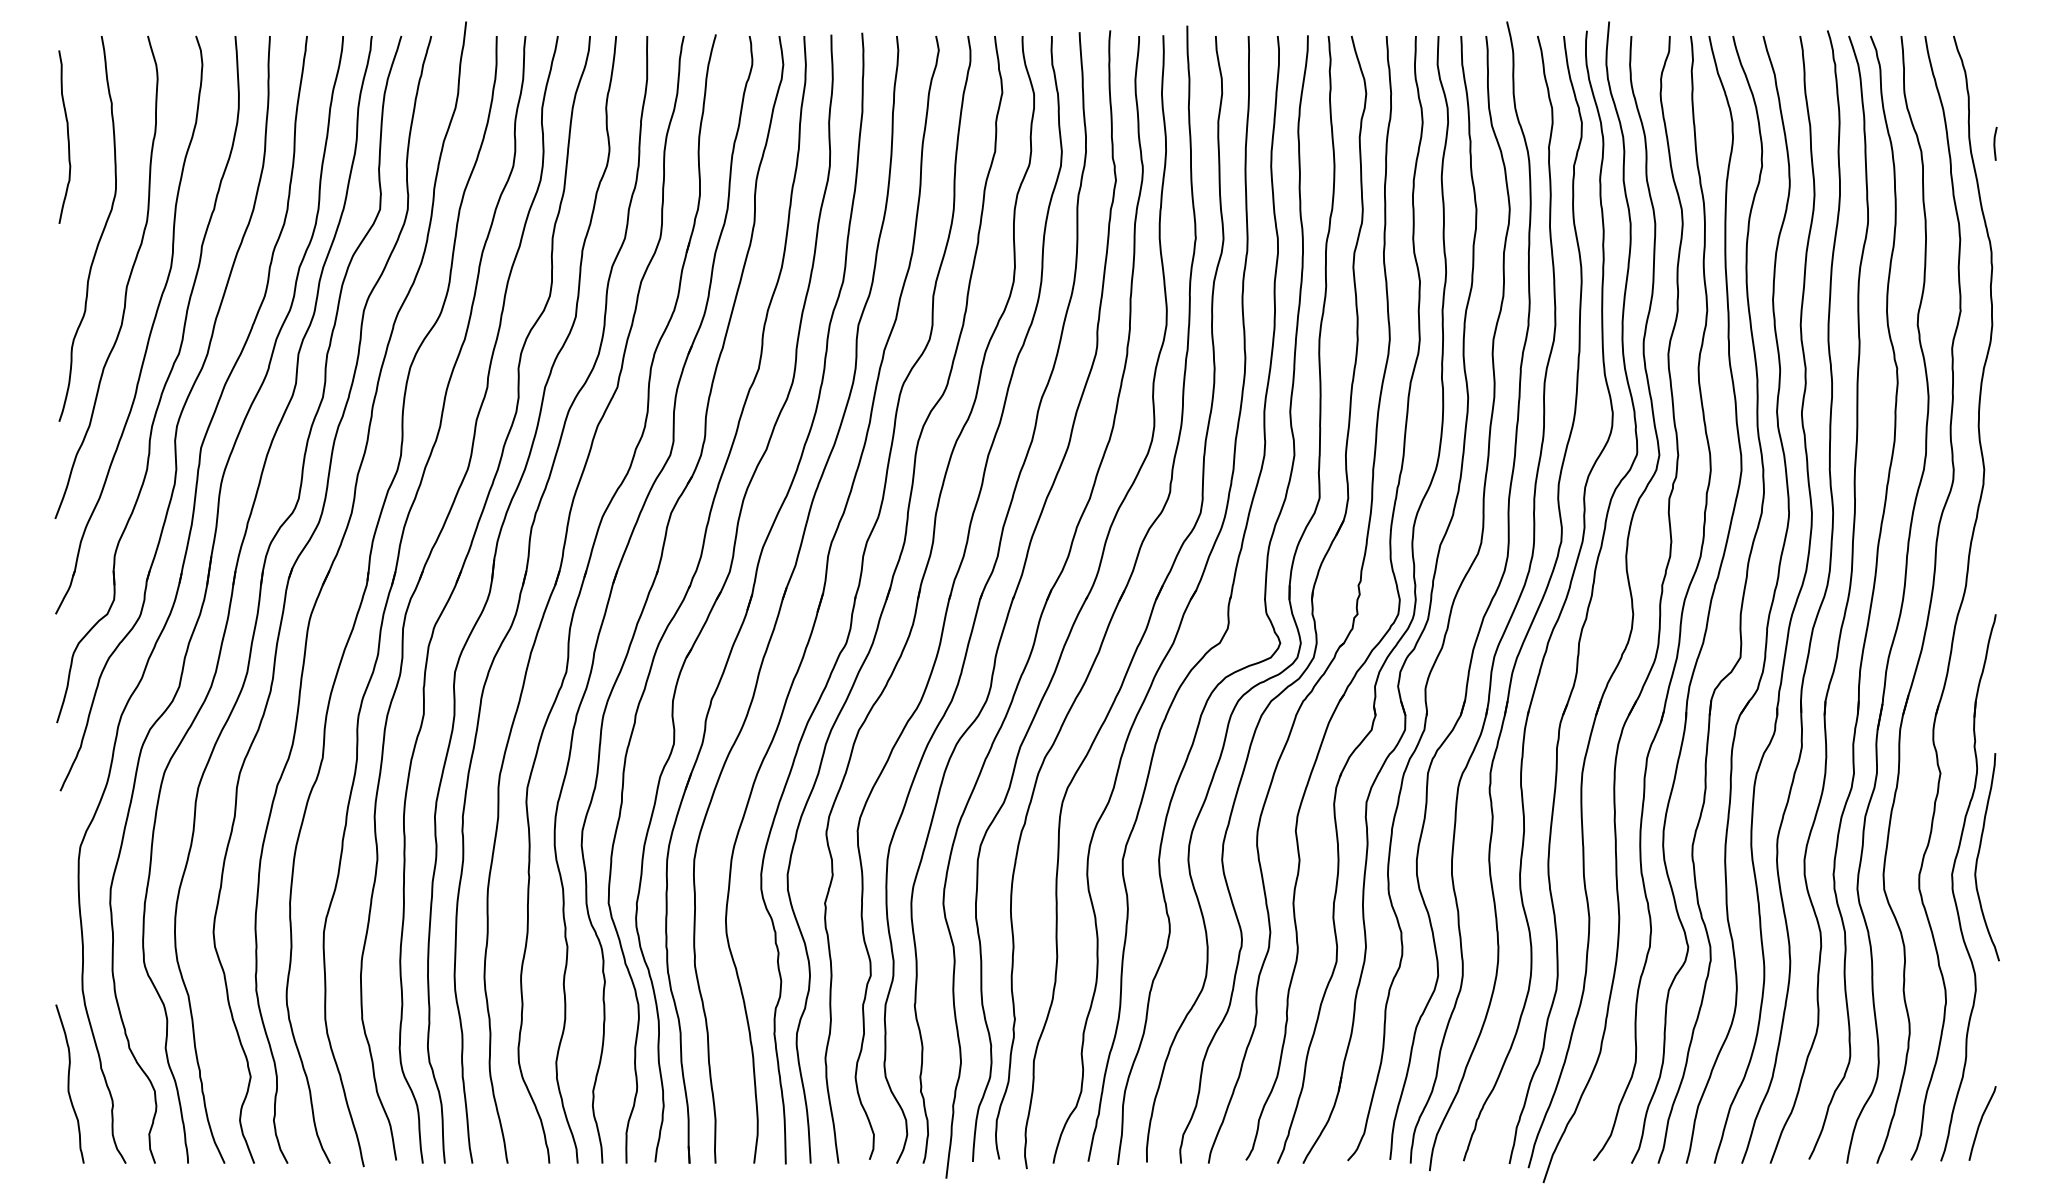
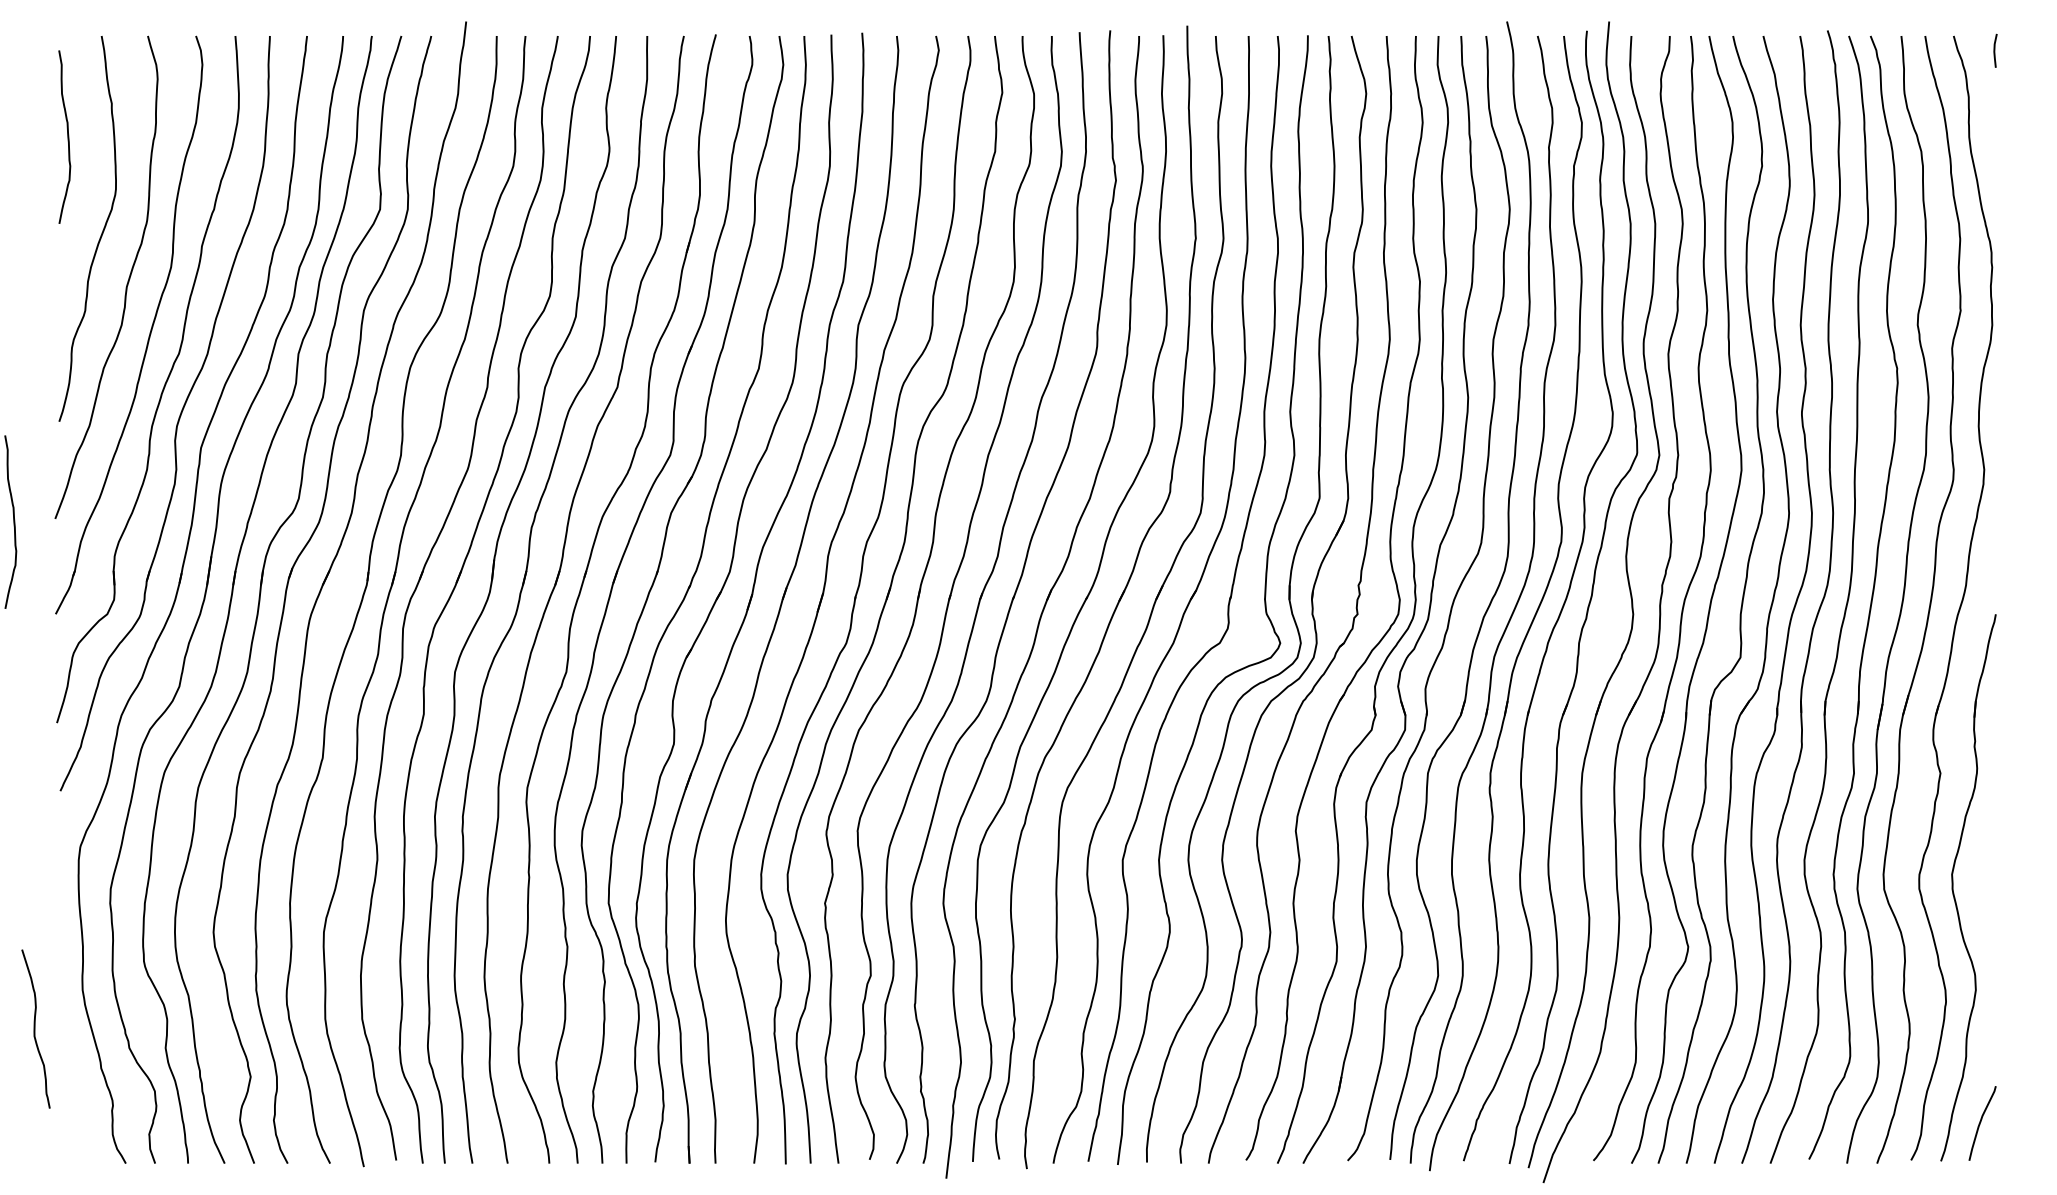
line position: (1995, 143) -> (1995, 50) (1995, 50)
curve: none -> present (13, 521)
curve: present -> none (1979, 854)
curve position: (69, 1083) -> (35, 1028) (35, 1028)
